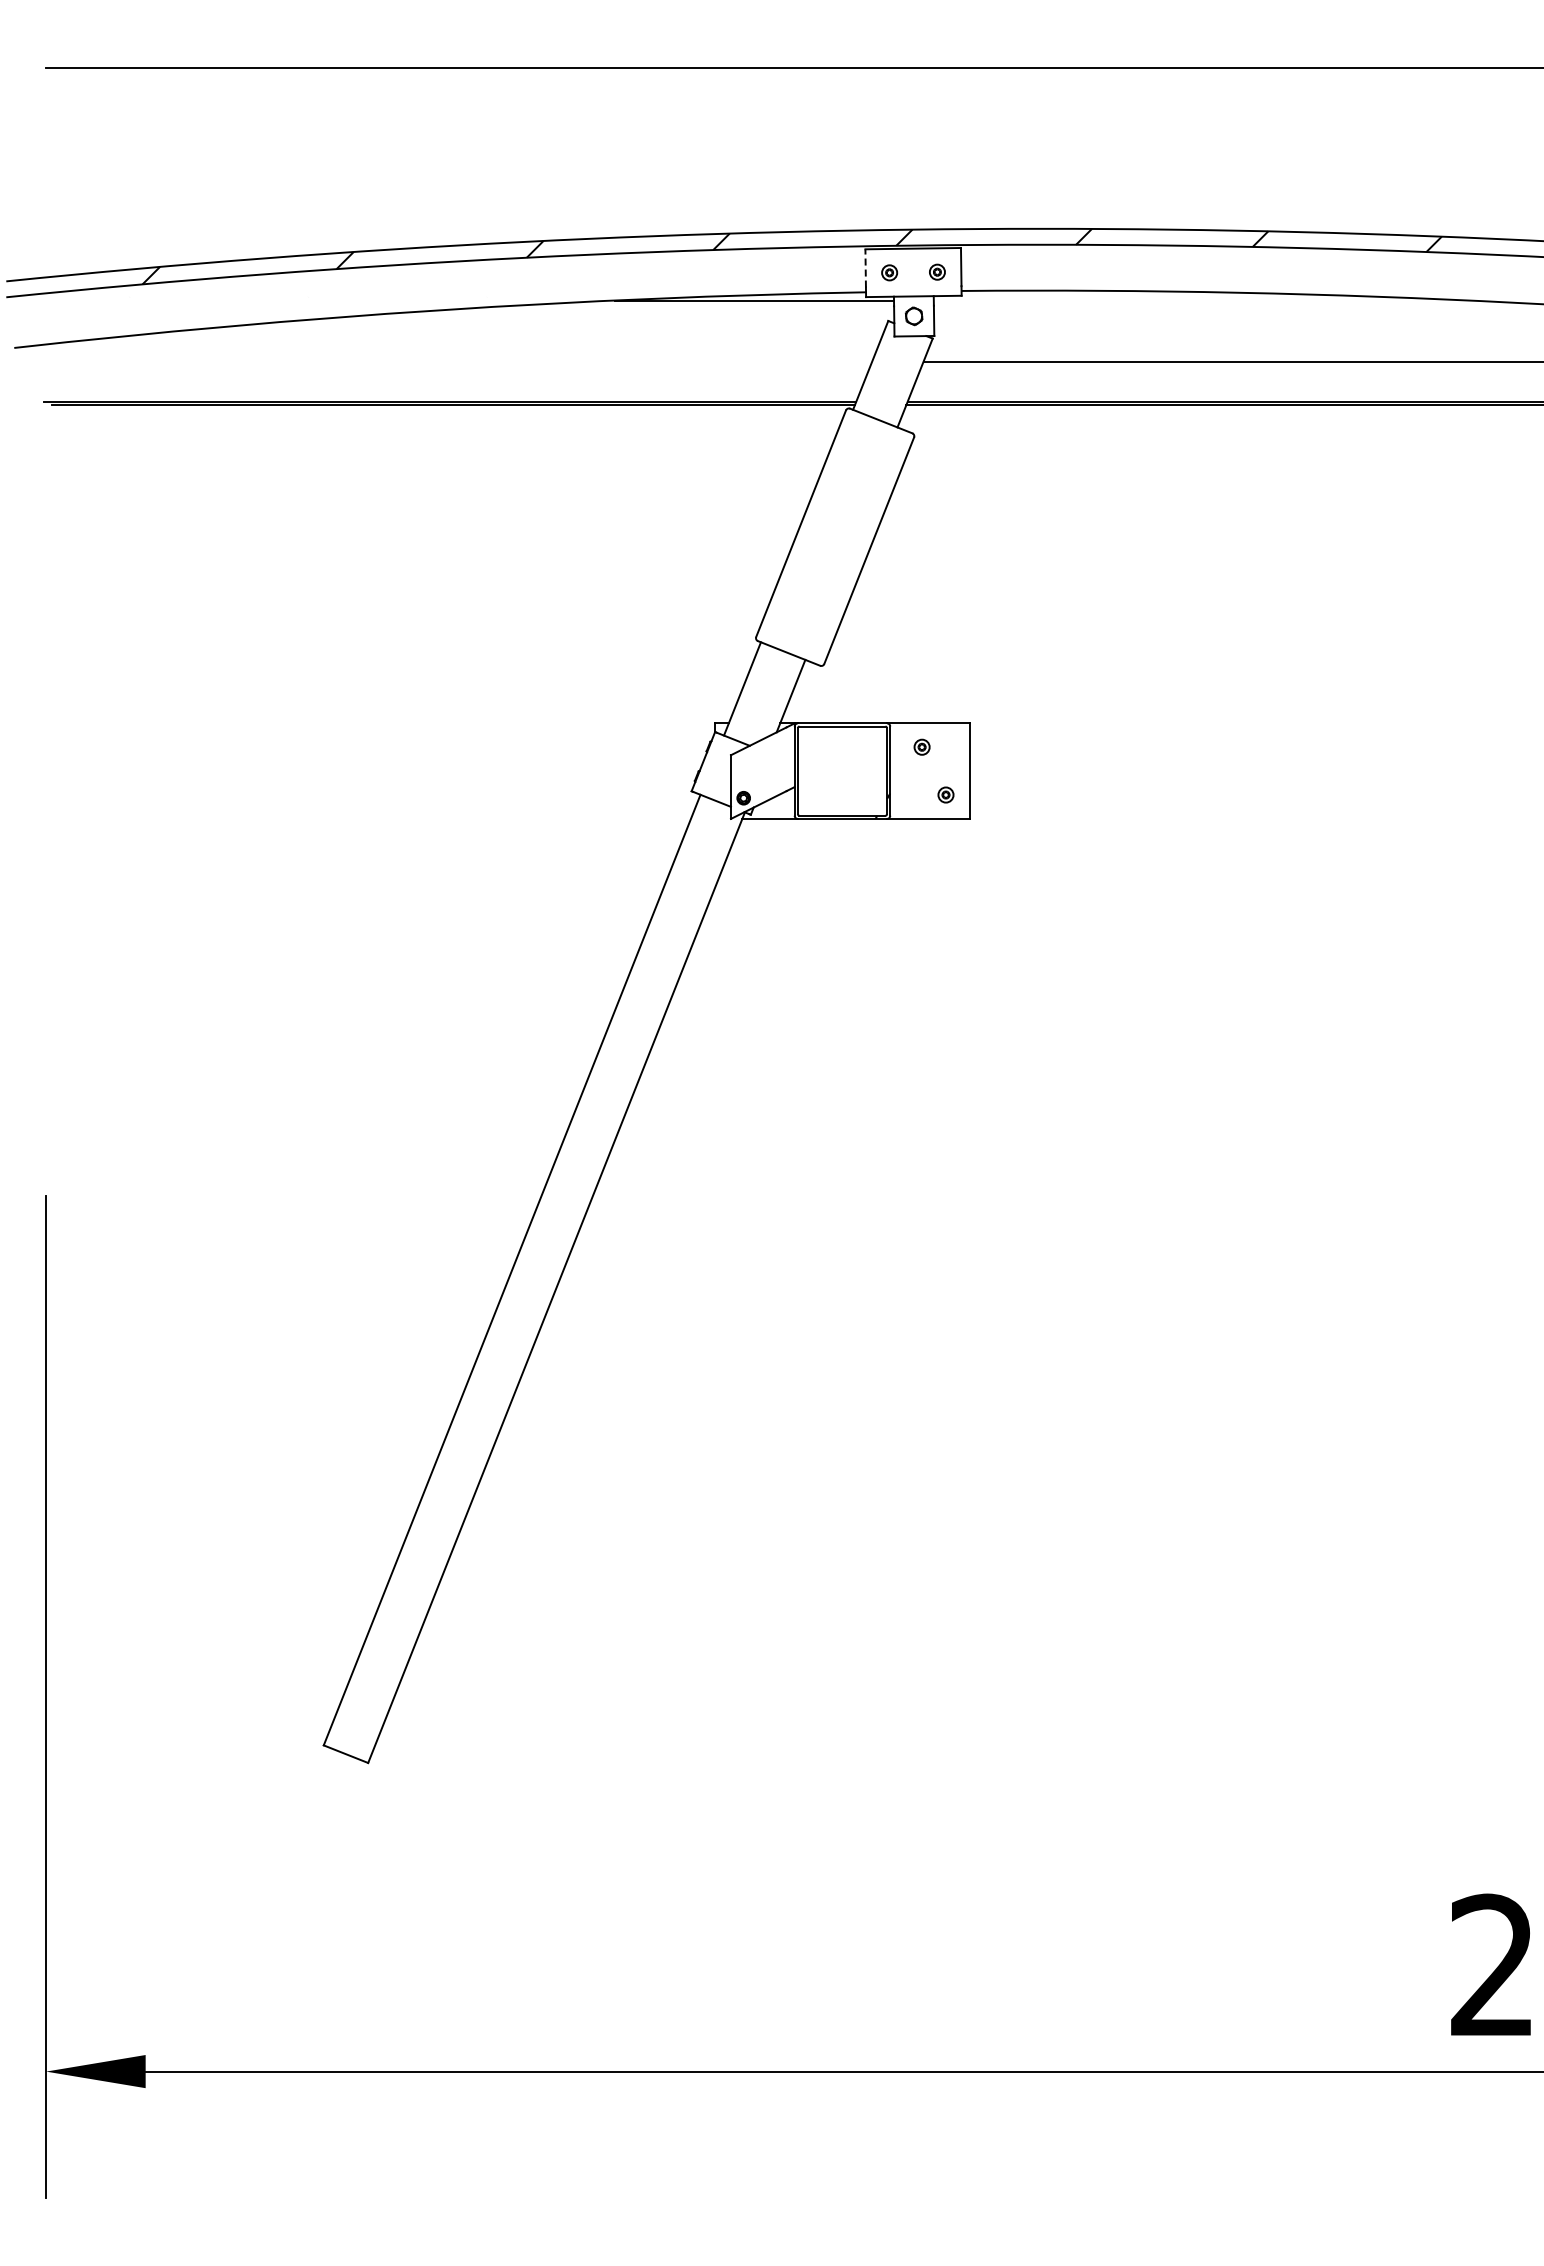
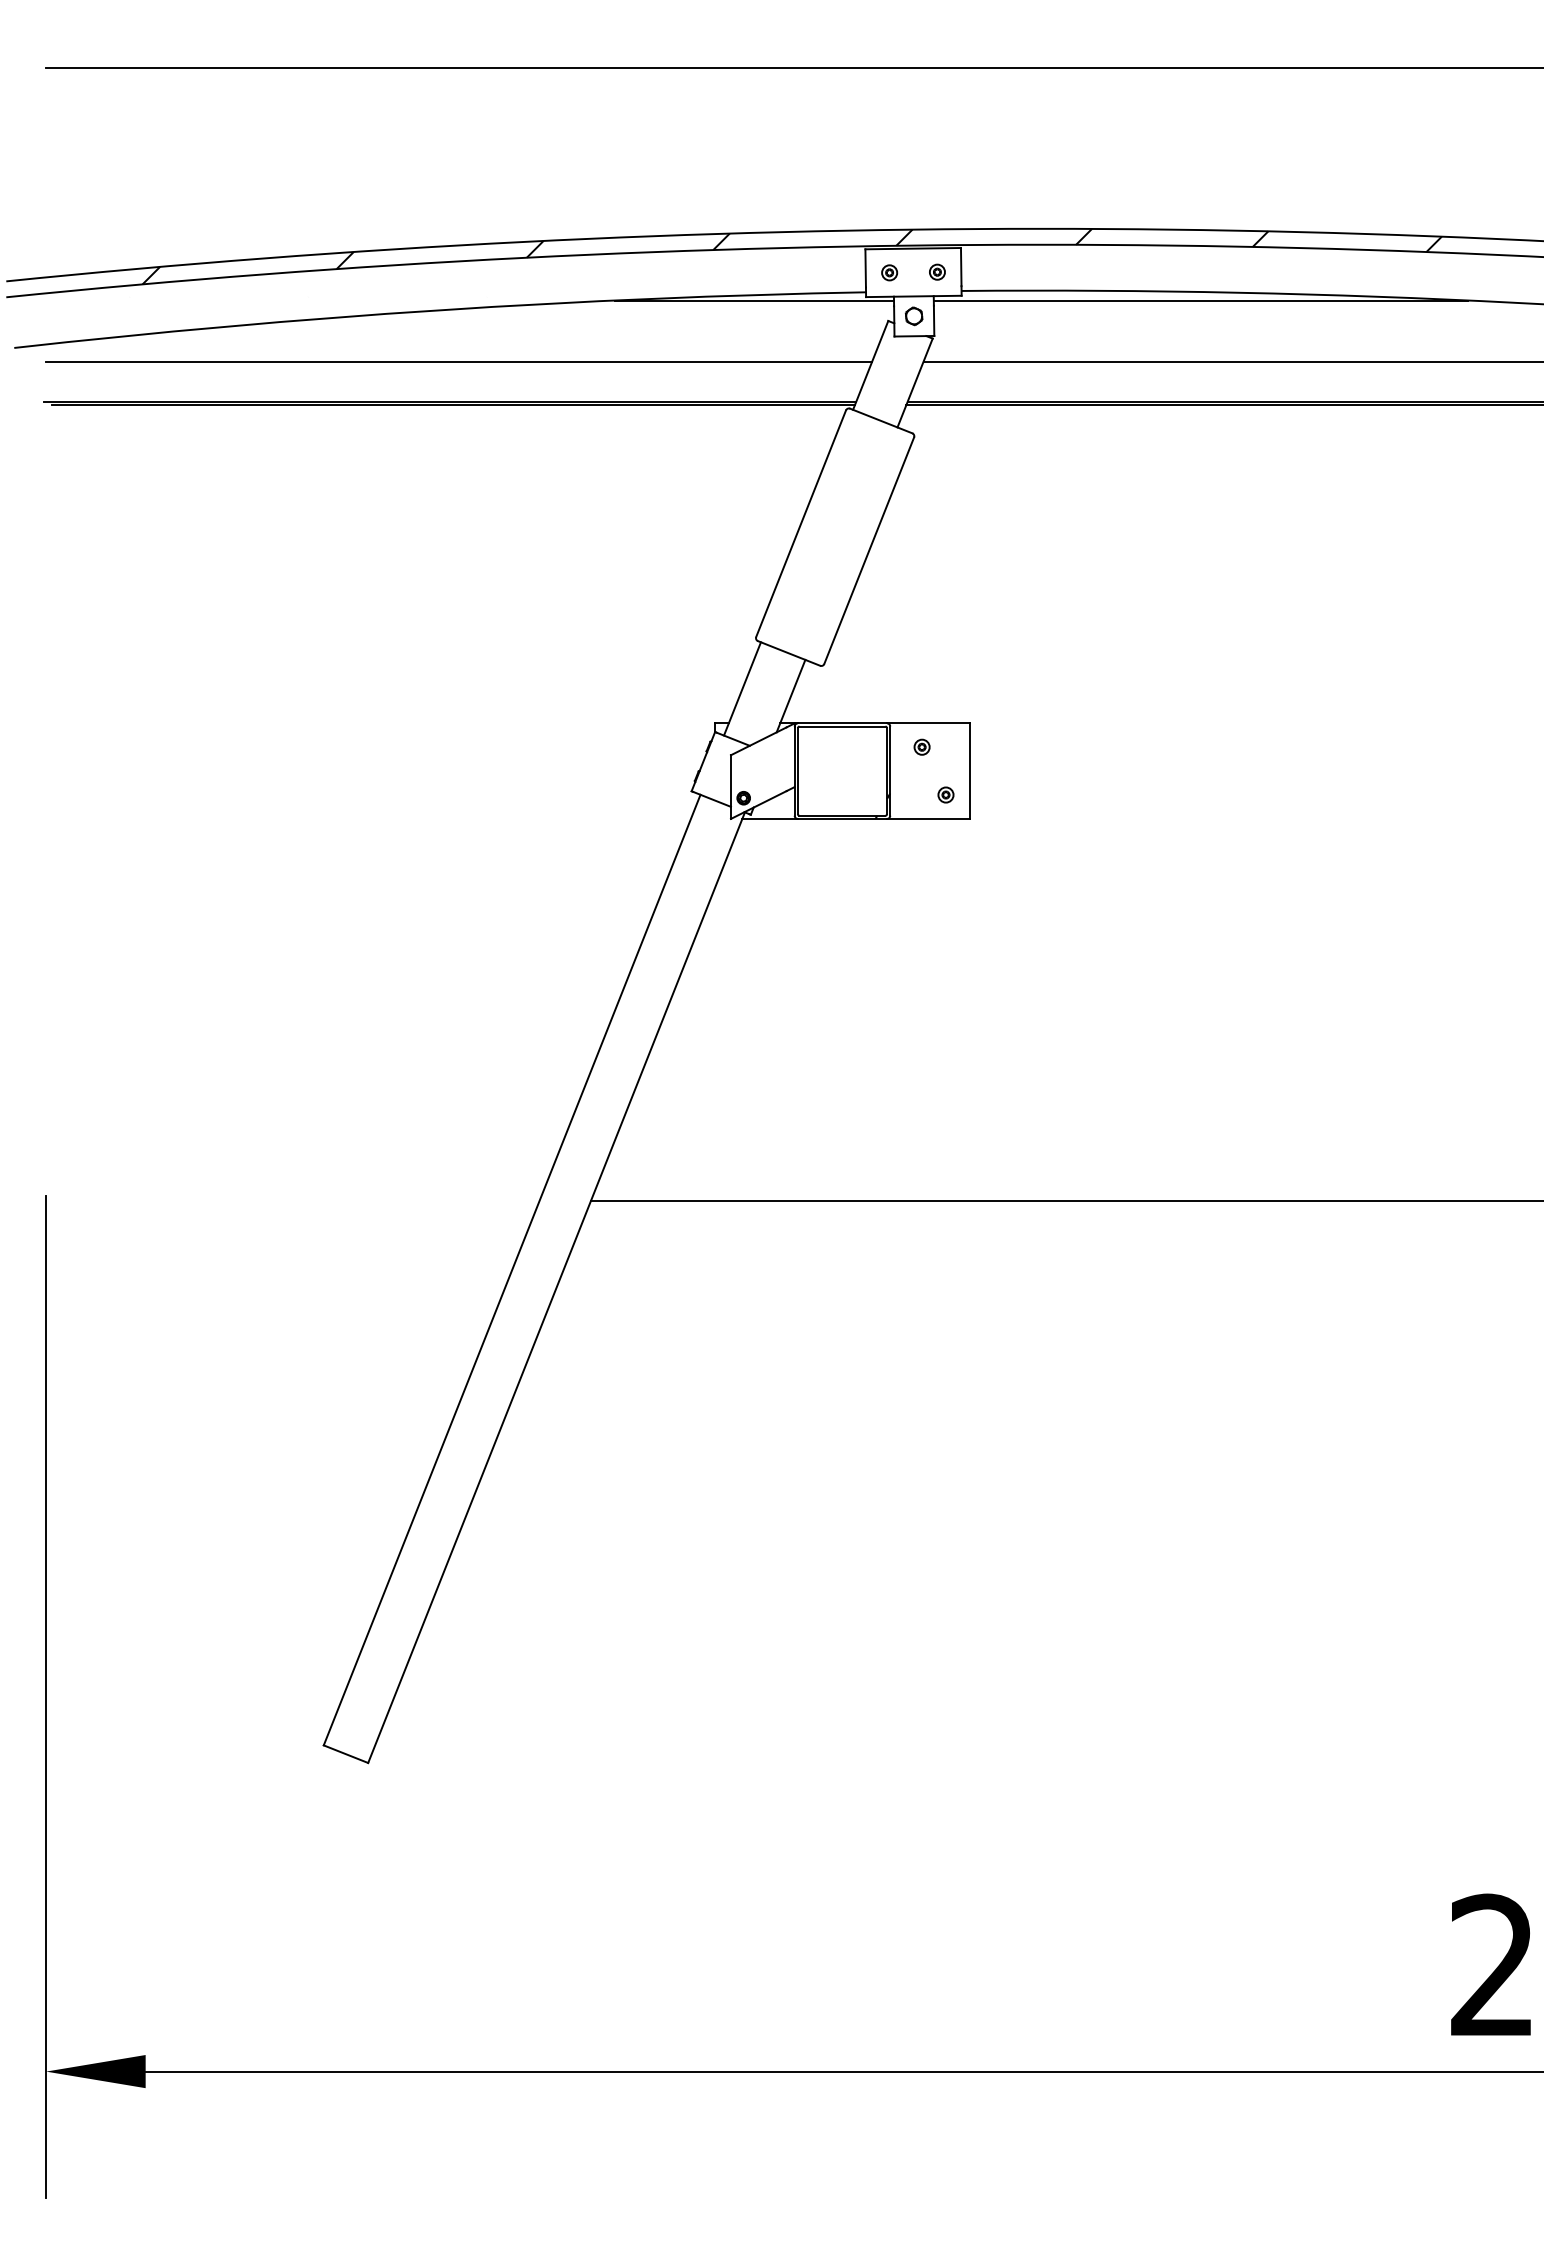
line: dashed -> solid (865, 267)
line: none -> present (1200, 300)
line: none -> present (459, 361)
line: none -> present (1065, 1201)
